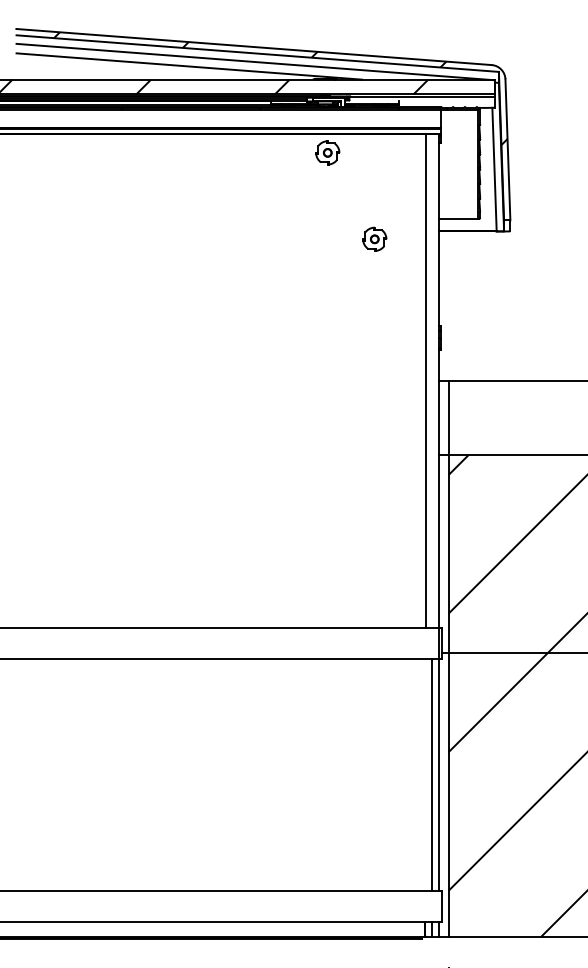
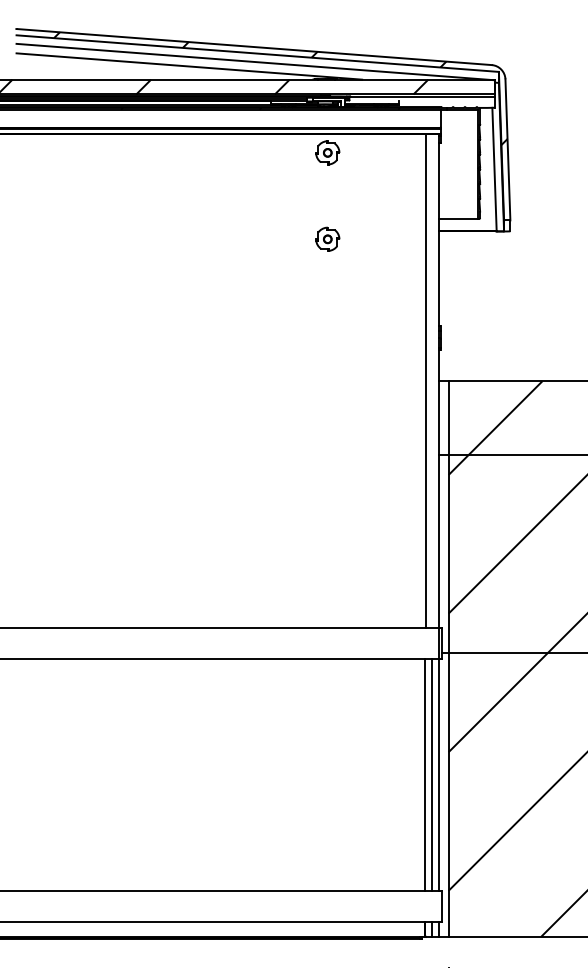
part position: (374, 238) -> (327, 238) (327, 238)
hatch: none -> present (505, 418)
line: none -> present (425, 775)
